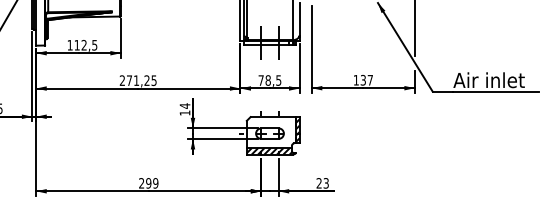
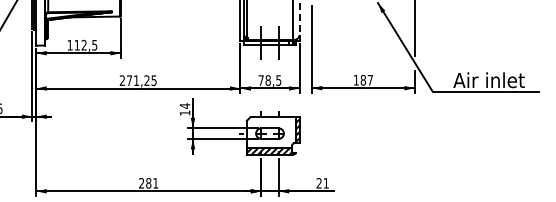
line: solid -> dashed (299, 19)
text: 137 -> 187 (363, 80)
text: 299 -> 281 (152, 183)
text: 23 -> 21 (325, 183)
